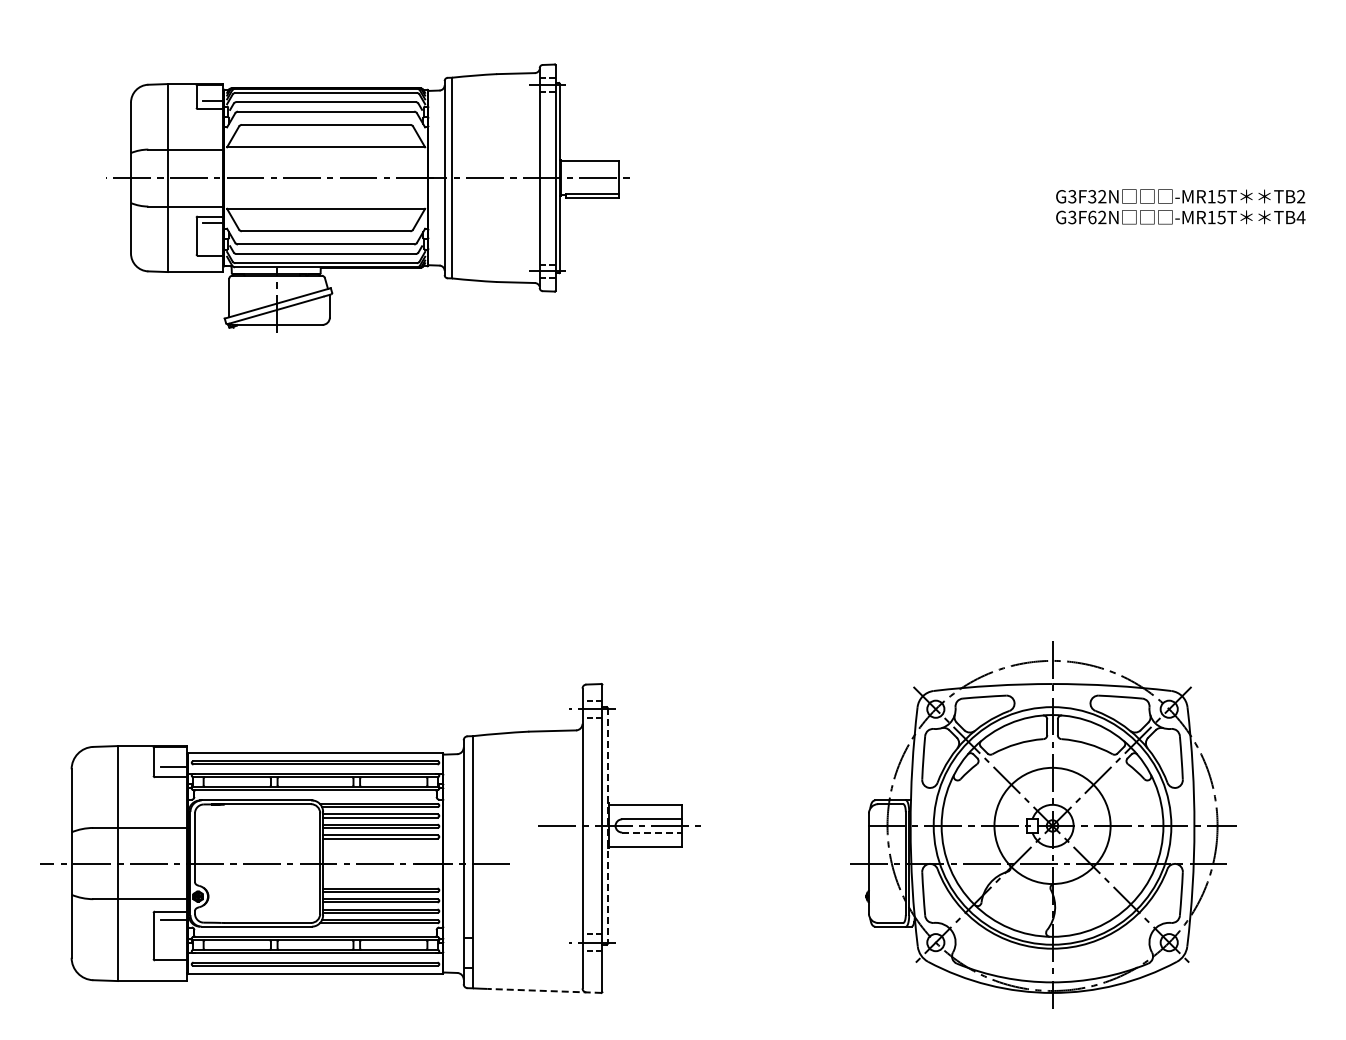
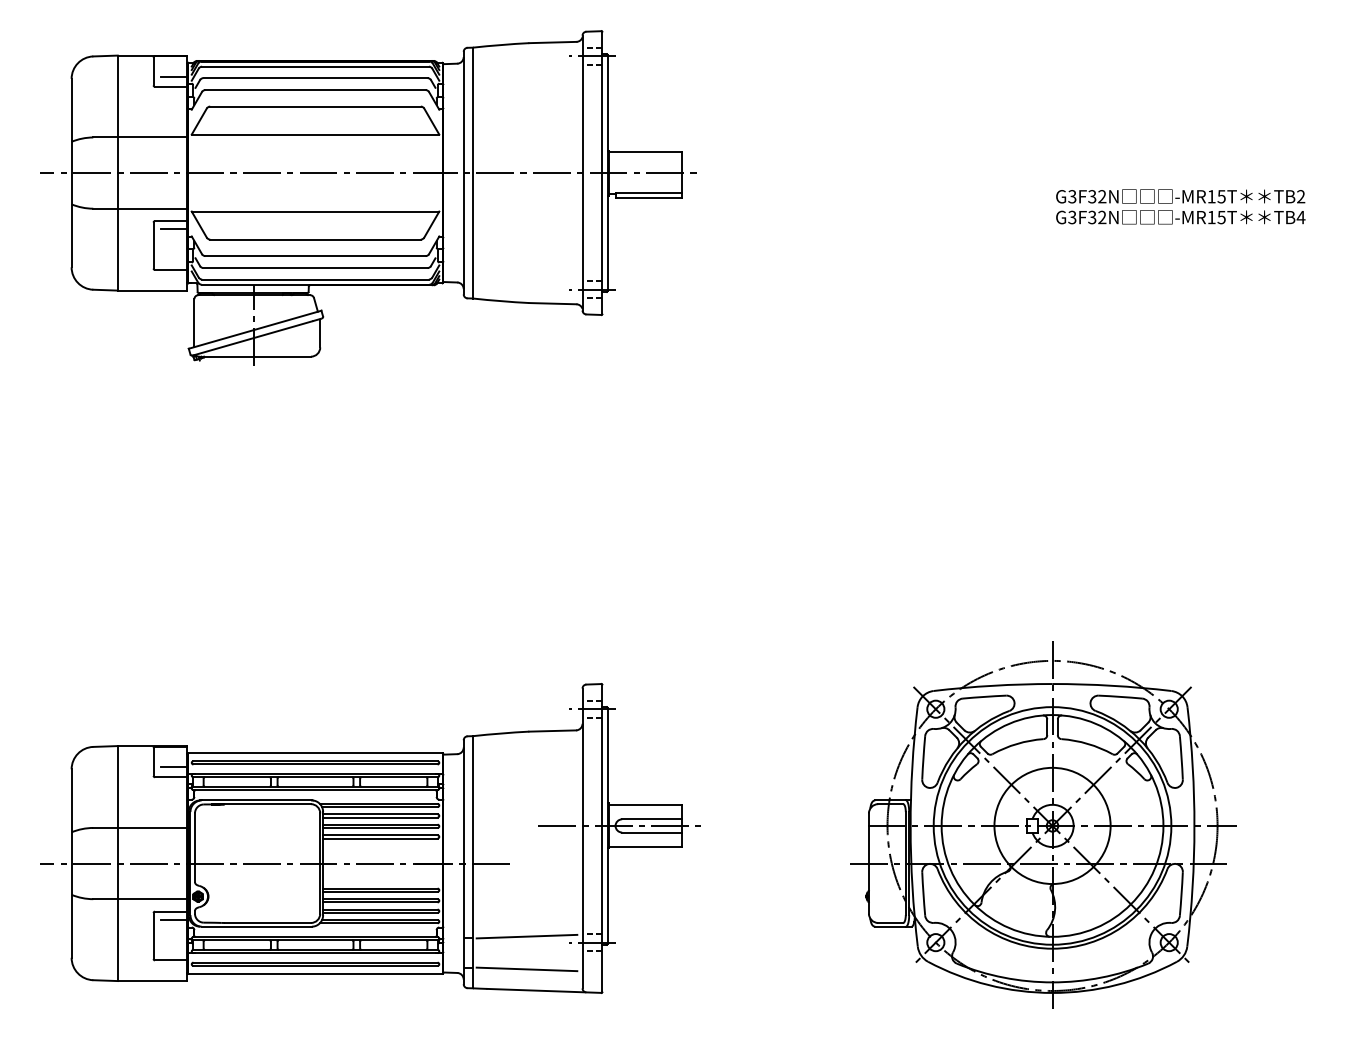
part size: 524x270 px -> 657x336 px (368, 197)
text: G3F62N -> G3F32N (1092, 217)
line: dashed -> solid (607, 826)
line: dashed -> solid (651, 832)
line: none -> present (526, 936)
line: none -> present (526, 969)
line: dashed -> solid (544, 990)
